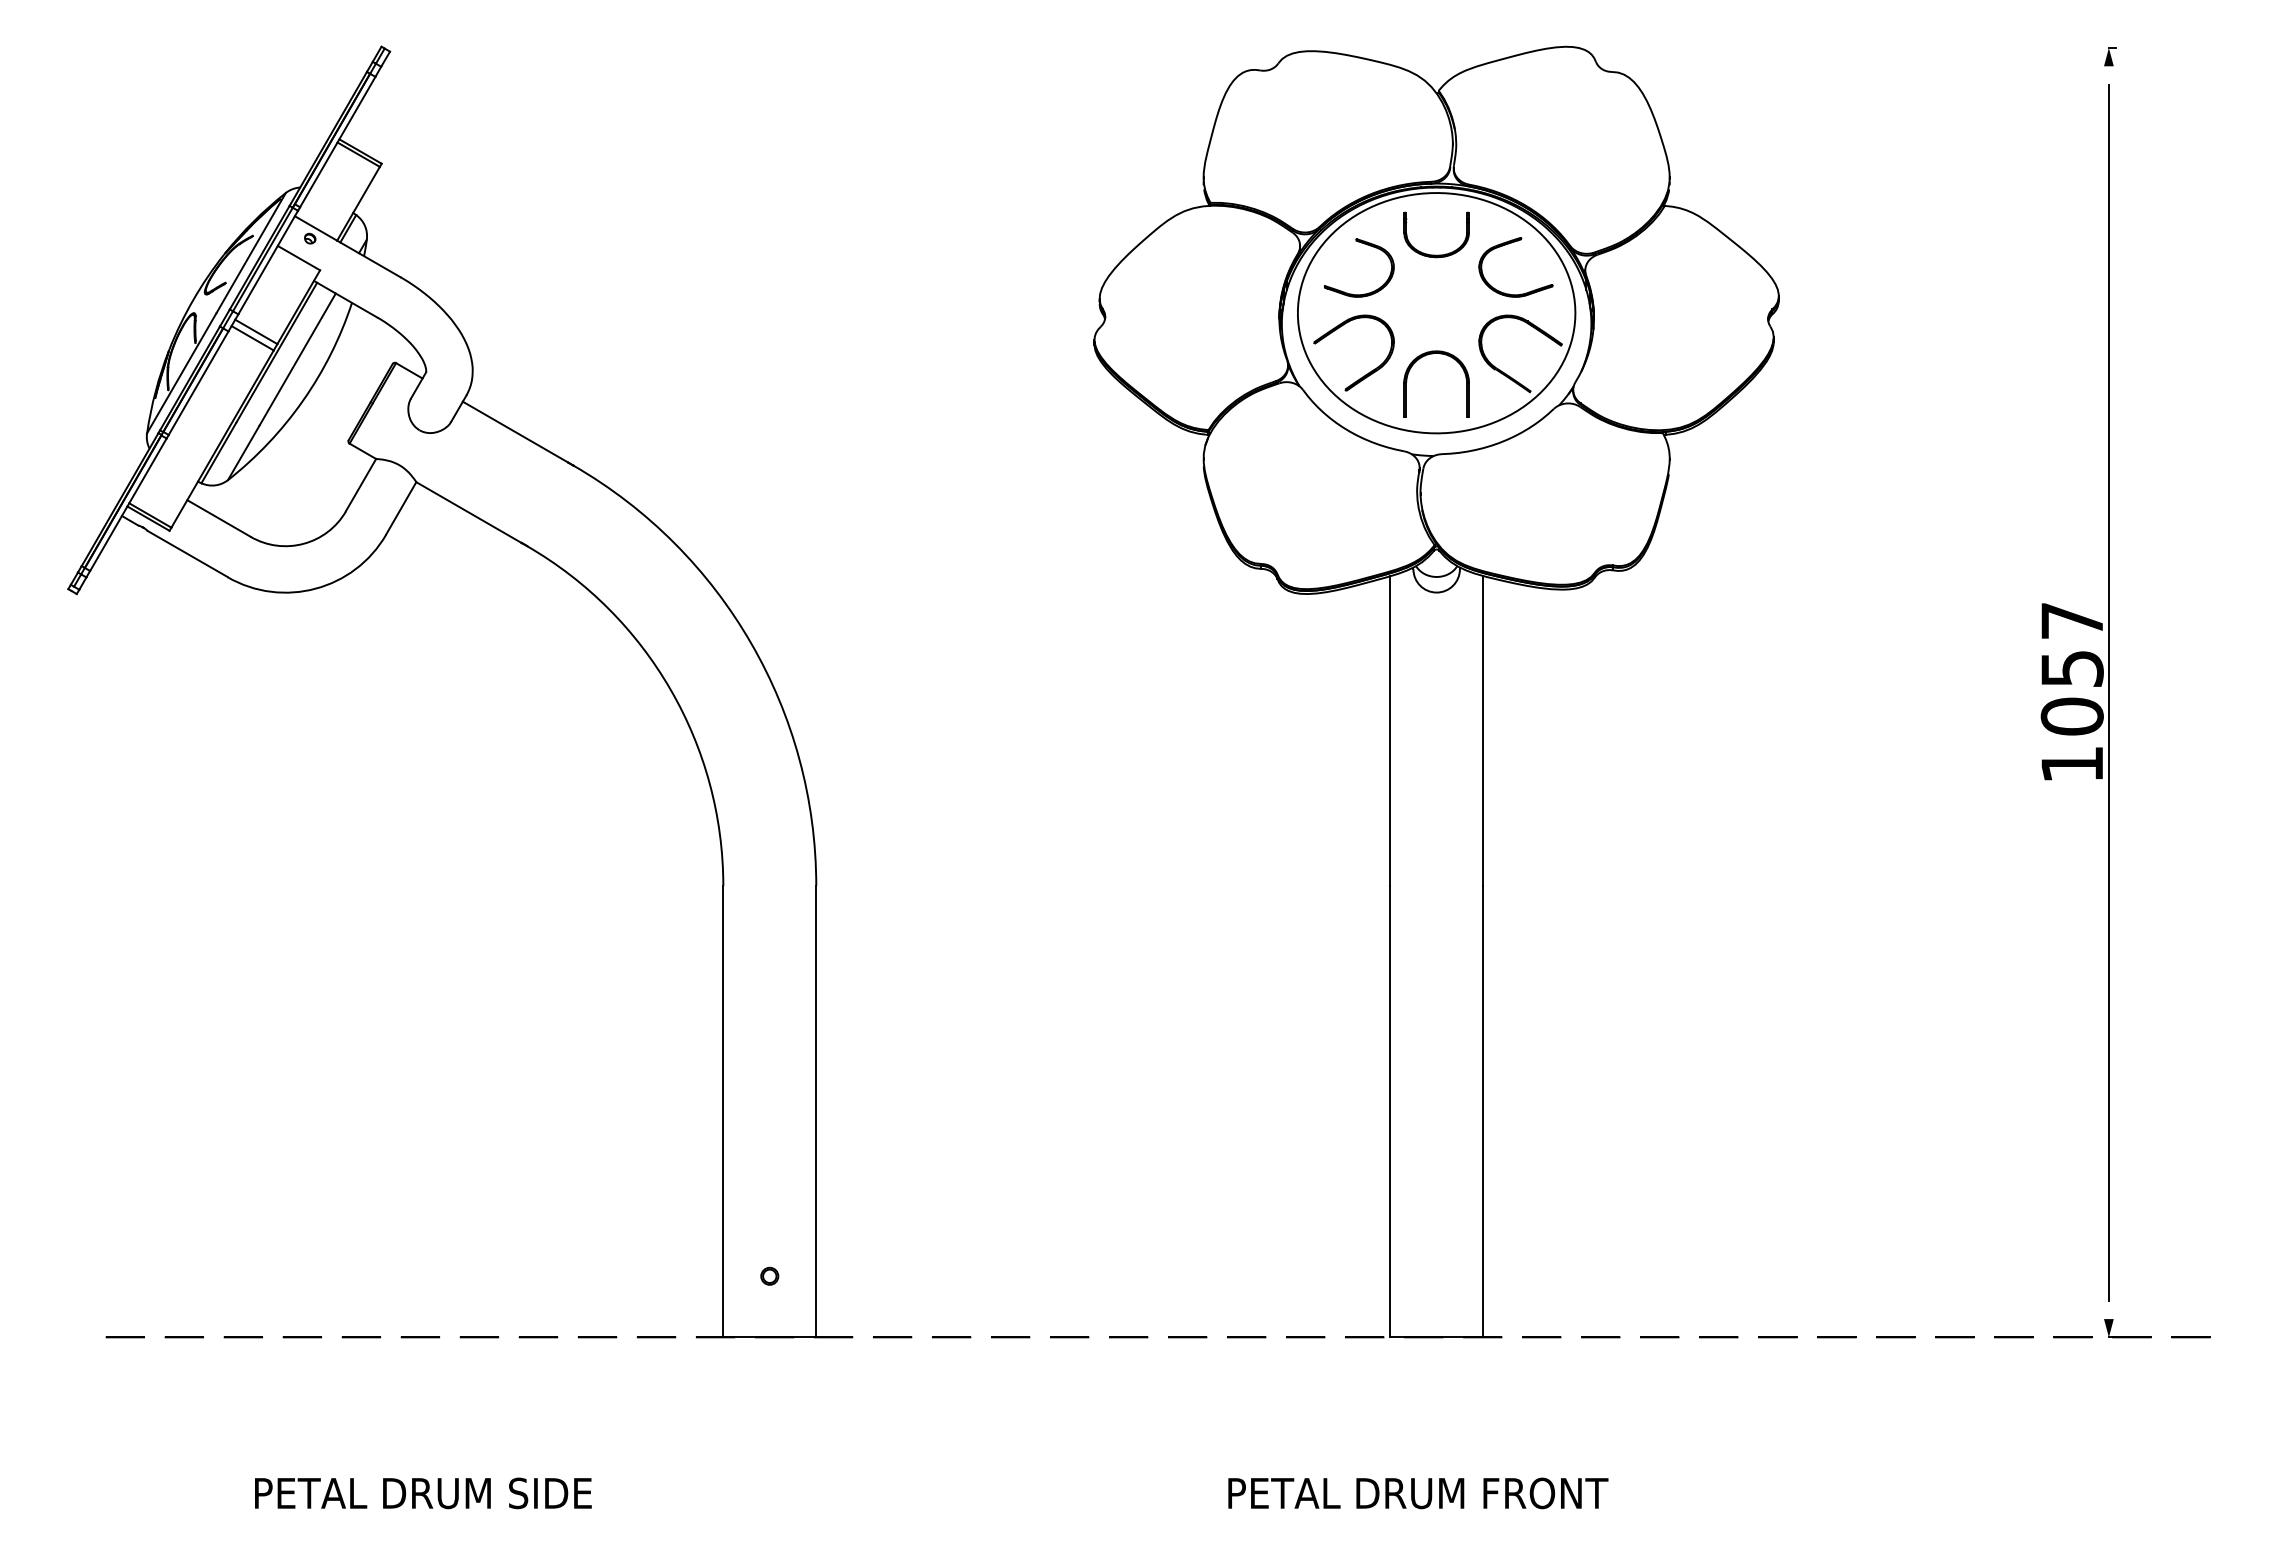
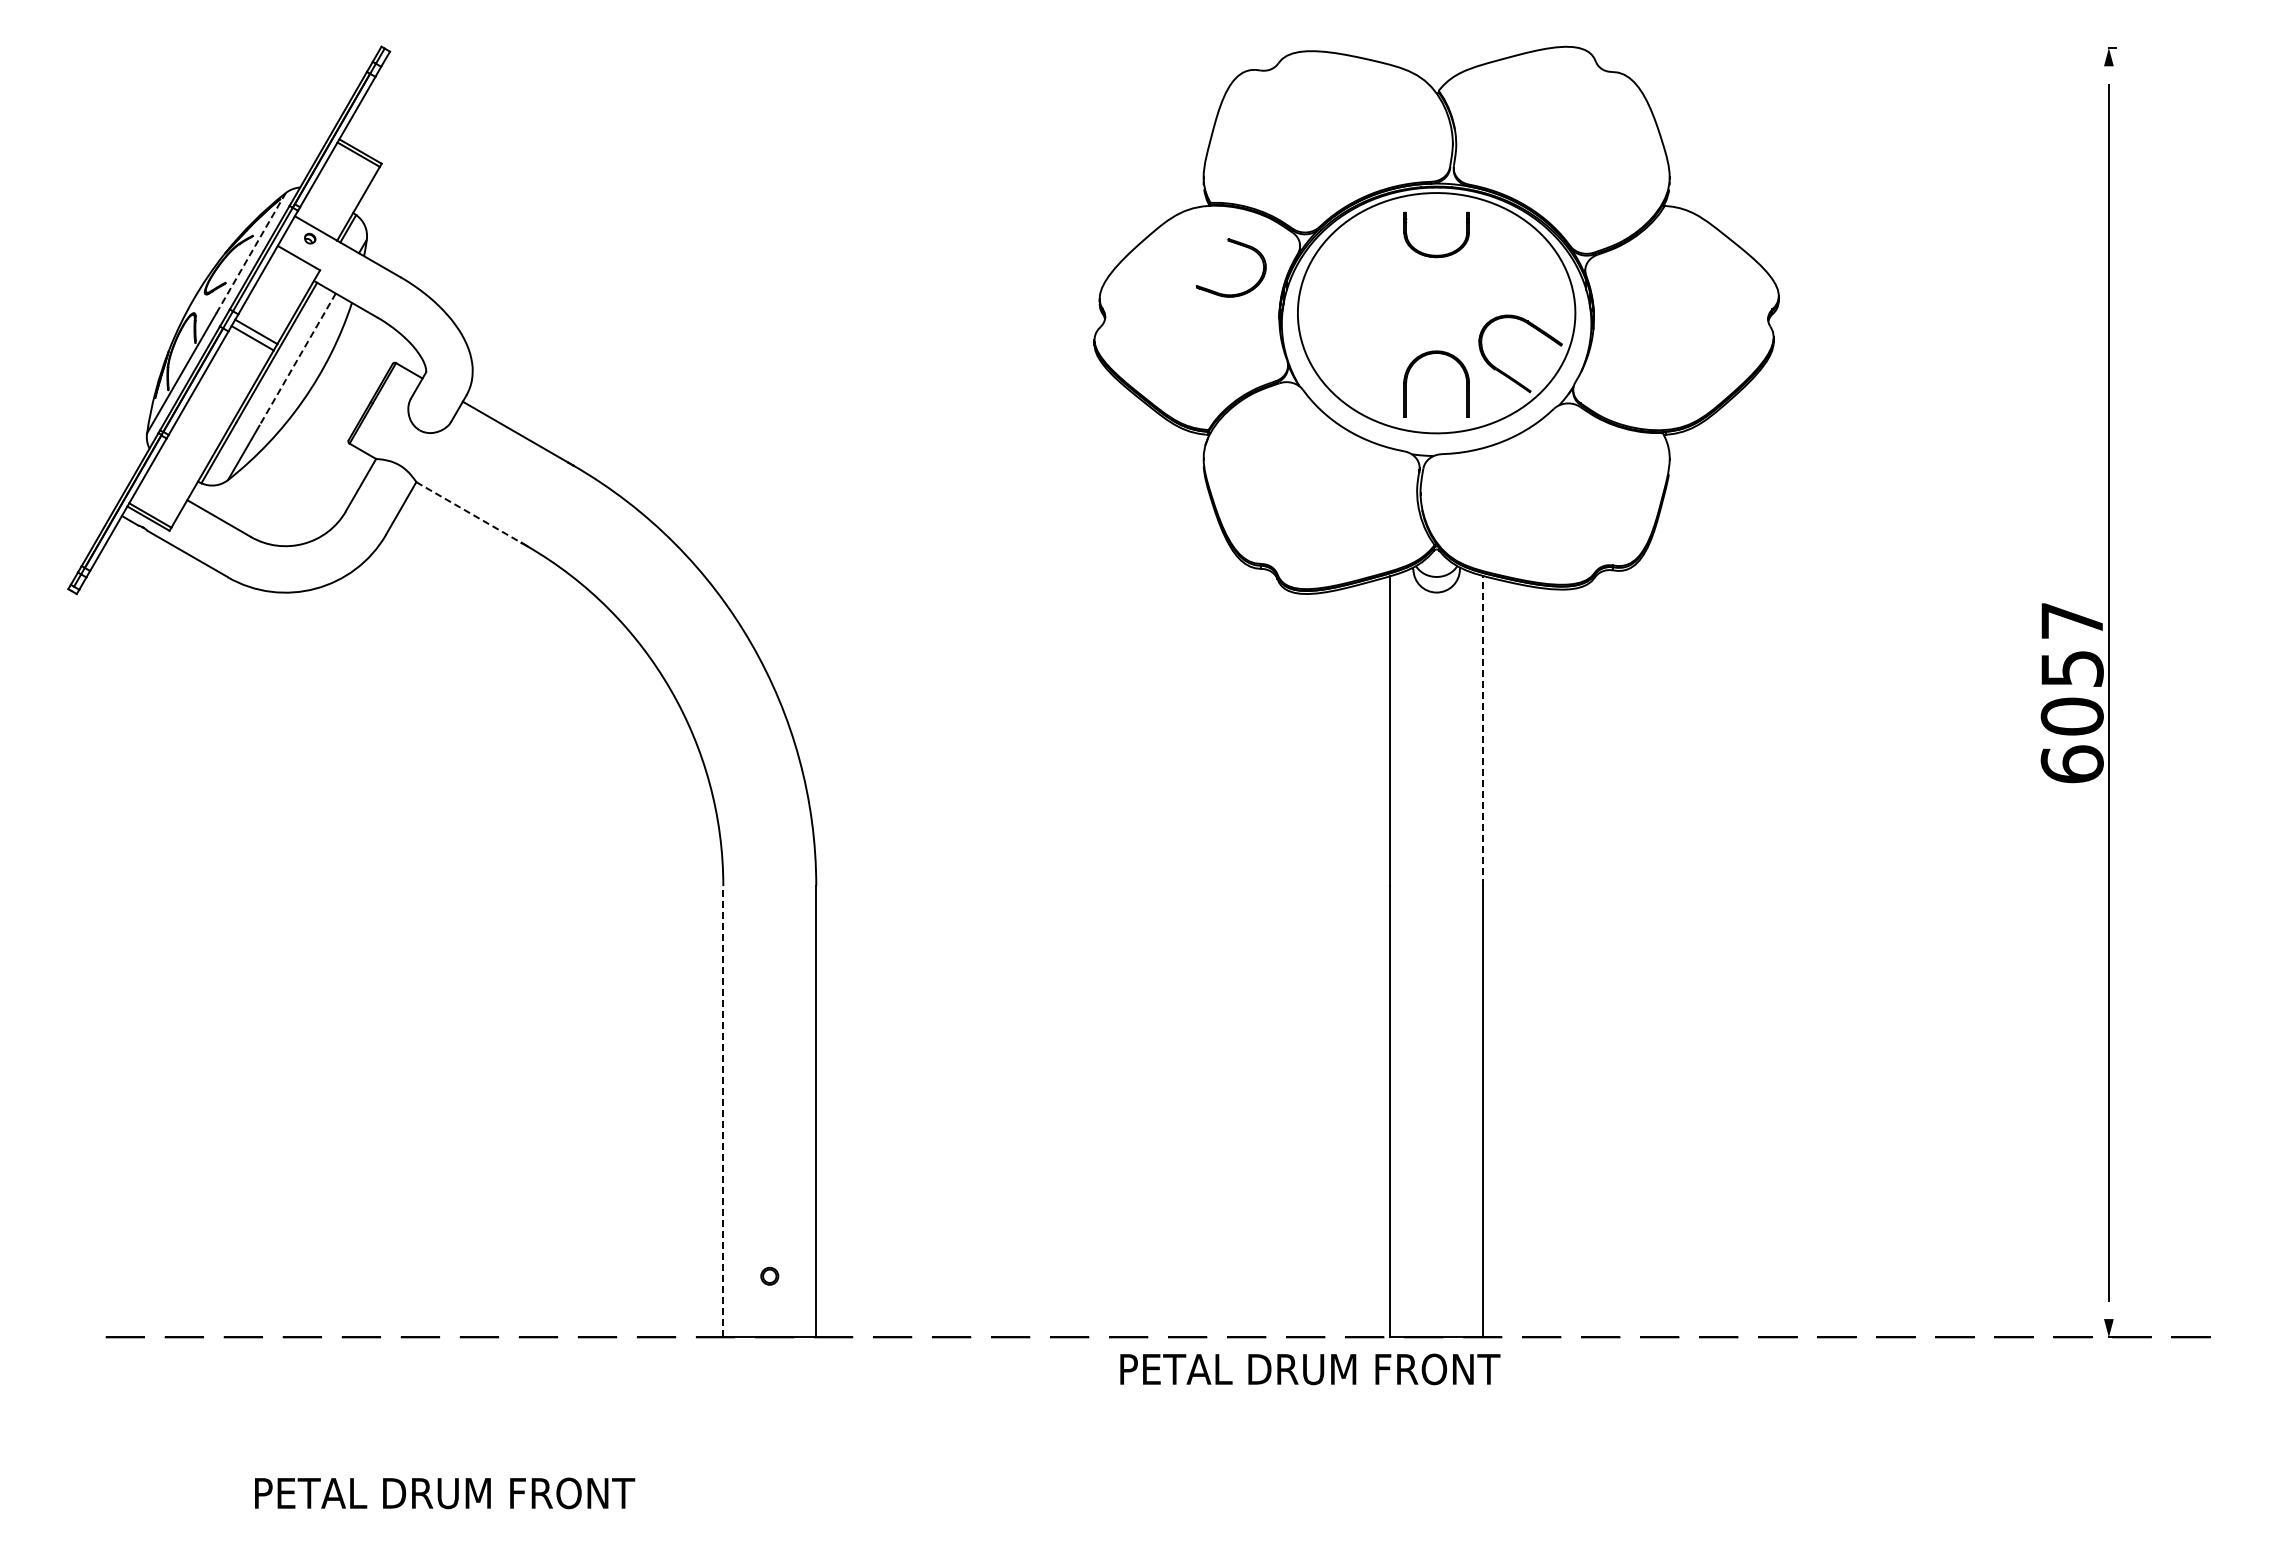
part position: (1364, 244) -> (1236, 244) (1236, 244)
part: present -> none (1508, 244)
line: solid -> dashed (251, 252)
line: solid -> dashed (297, 360)
part: present -> none (1368, 372)
line: solid -> dashed (469, 512)
line: solid -> dashed (1483, 730)
text: 1057 -> 6057 (2071, 764)
line: solid -> dashed (723, 1111)
text: PETAL DRUM SIDE -> PETAL DRUM FRONT (572, 1493)
text position: (1418, 1493) -> (1310, 1369) (1310, 1369)
